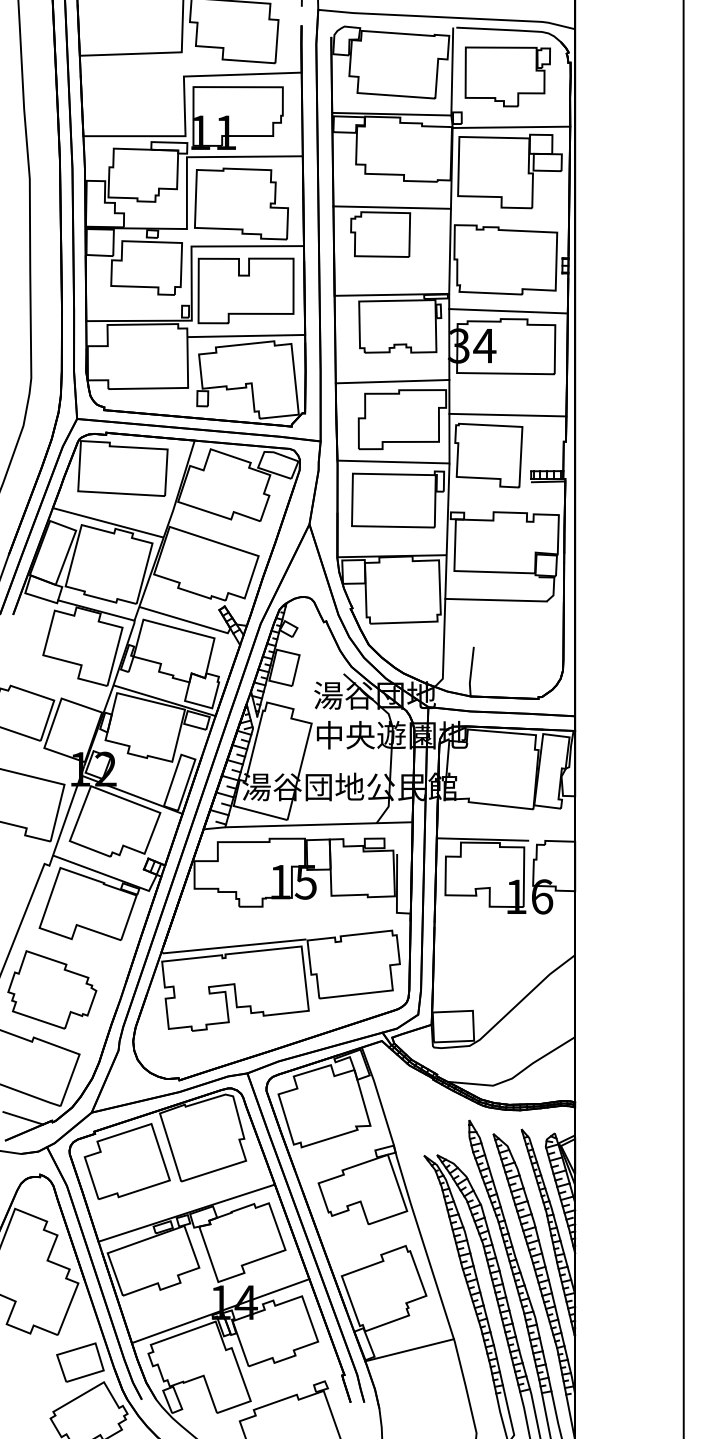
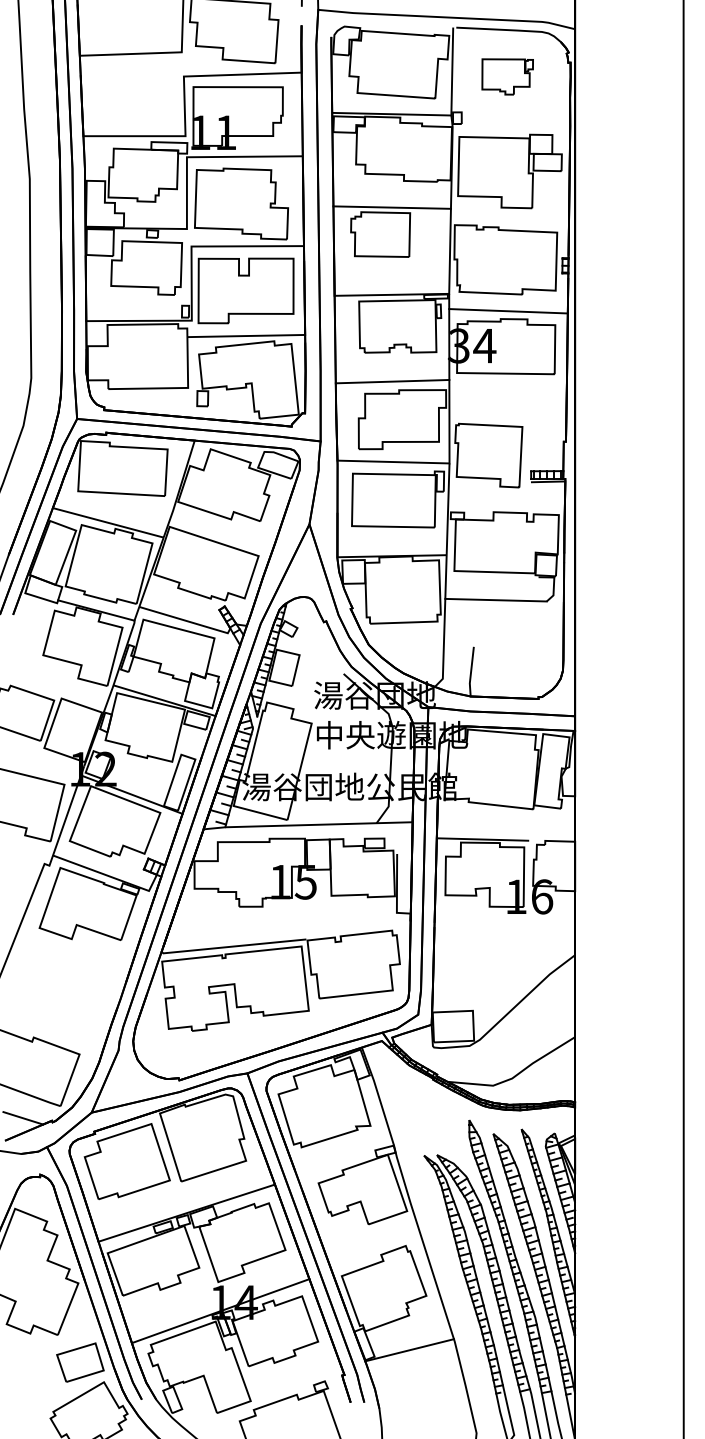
part size: 87x62 px -> 53x38 px (507, 76)
line: present -> none (511, 127)
line: present -> none (507, 414)
part: present -> none (52, 989)
